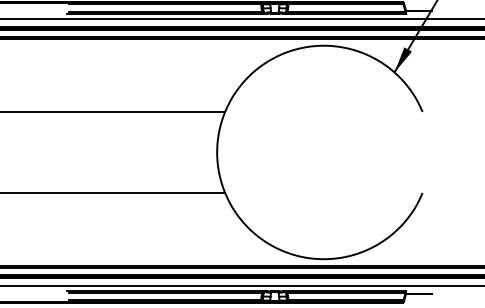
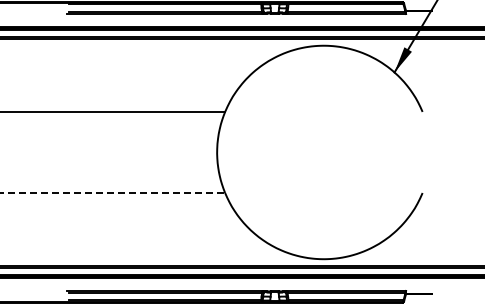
line: present -> none (241, 18)
line: solid -> dashed (113, 193)
line: present -> none (241, 286)
